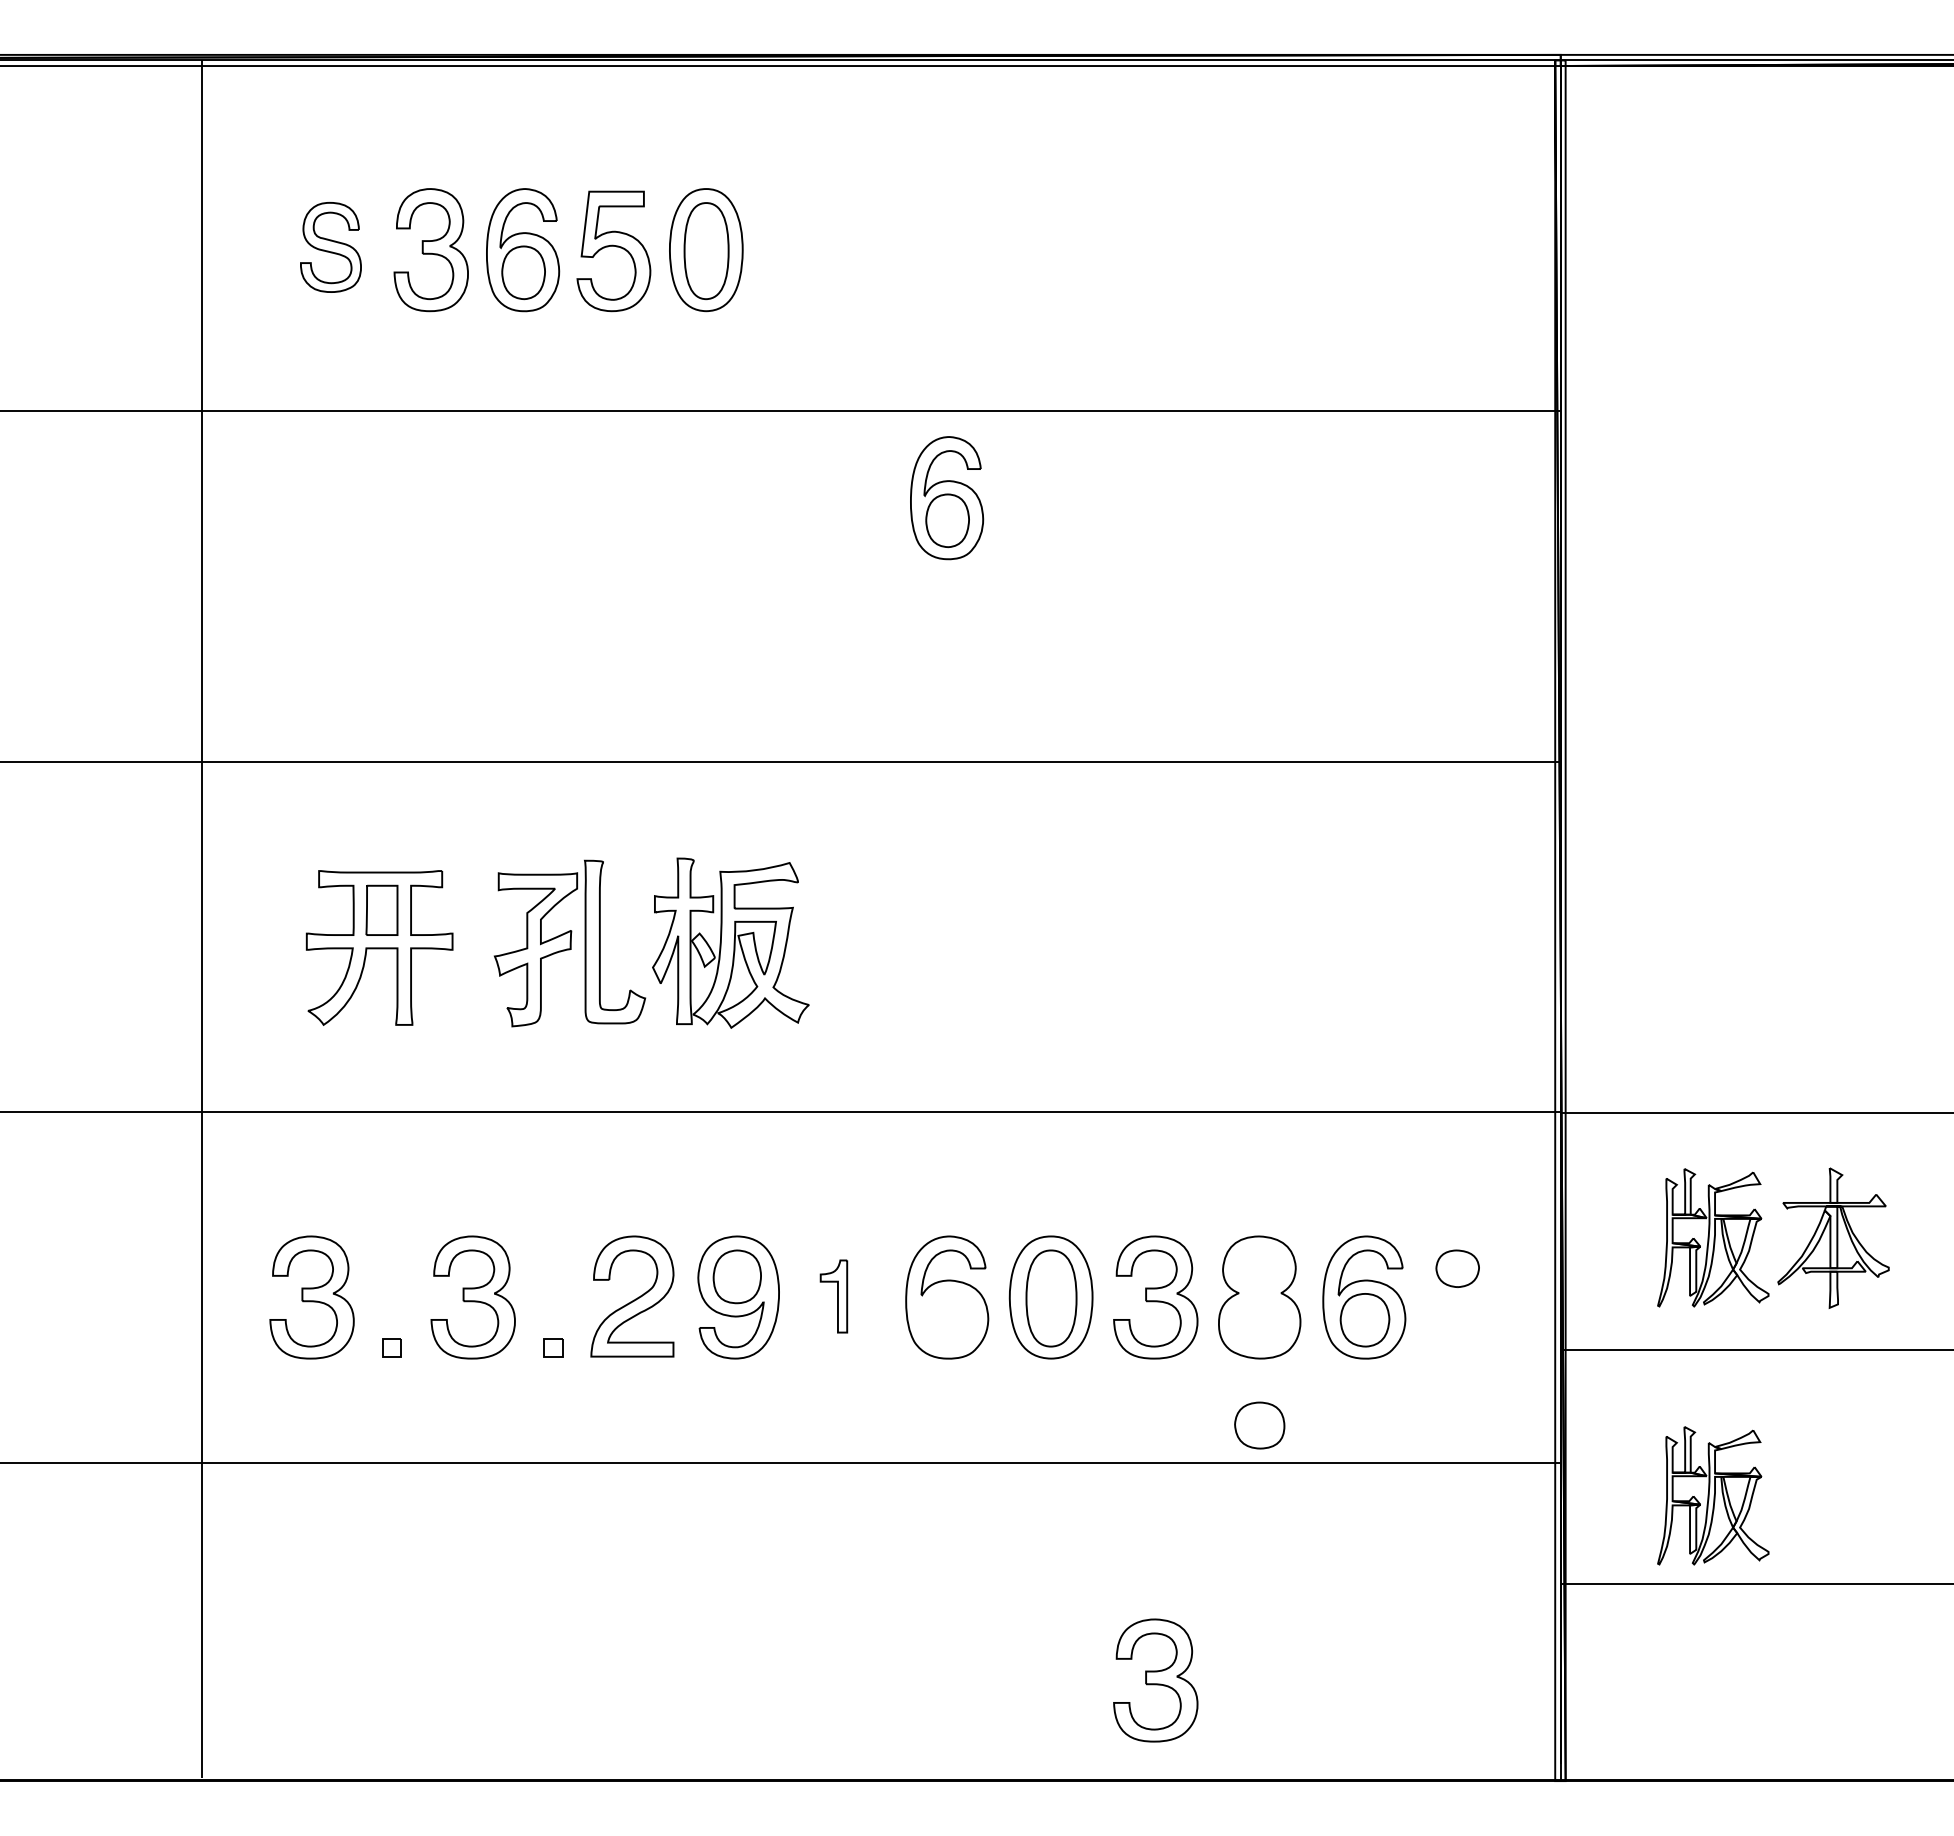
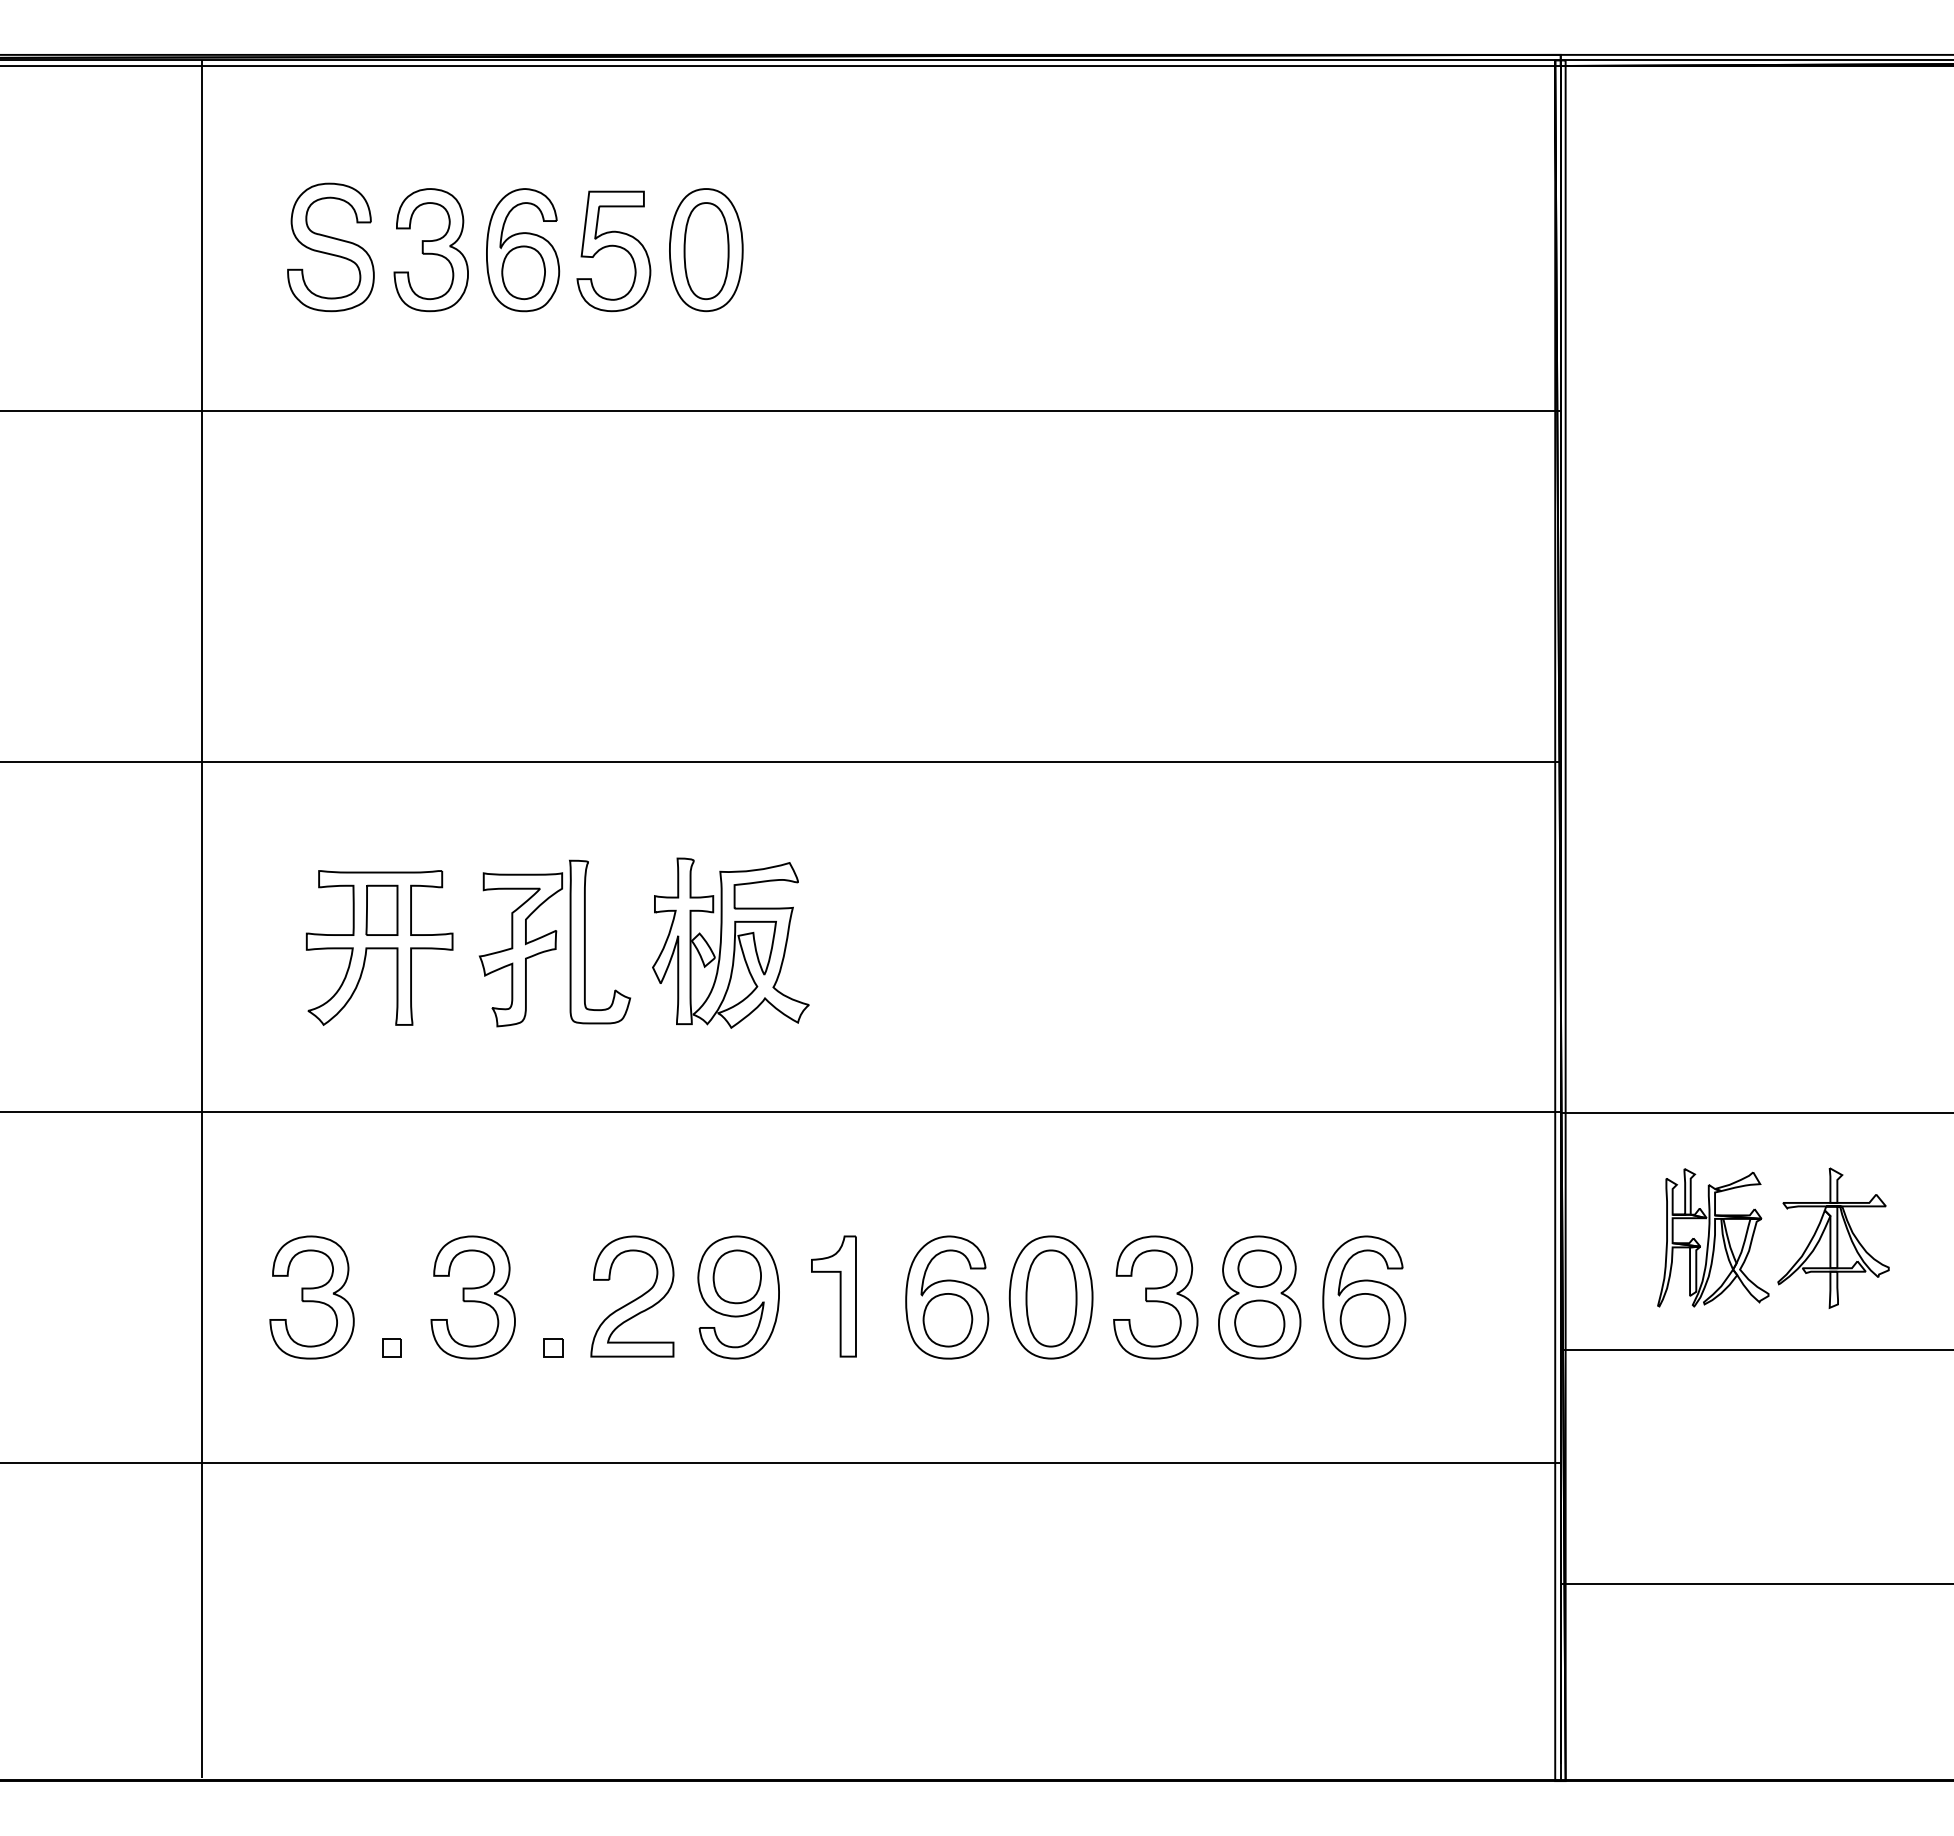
part size: 62x91 px -> 88x131 px (330, 247)
part: present -> none (947, 498)
part position: (569, 943) -> (554, 943) (554, 943)
part position: (1457, 1268) -> (1259, 1268) (1259, 1268)
part size: 30x75 px -> 46x123 px (833, 1296)
part: none -> present (947, 1320)
part position: (1259, 1425) -> (1259, 1323) (1259, 1323)
part: present -> none (1713, 1495)
part: present -> none (1155, 1680)
